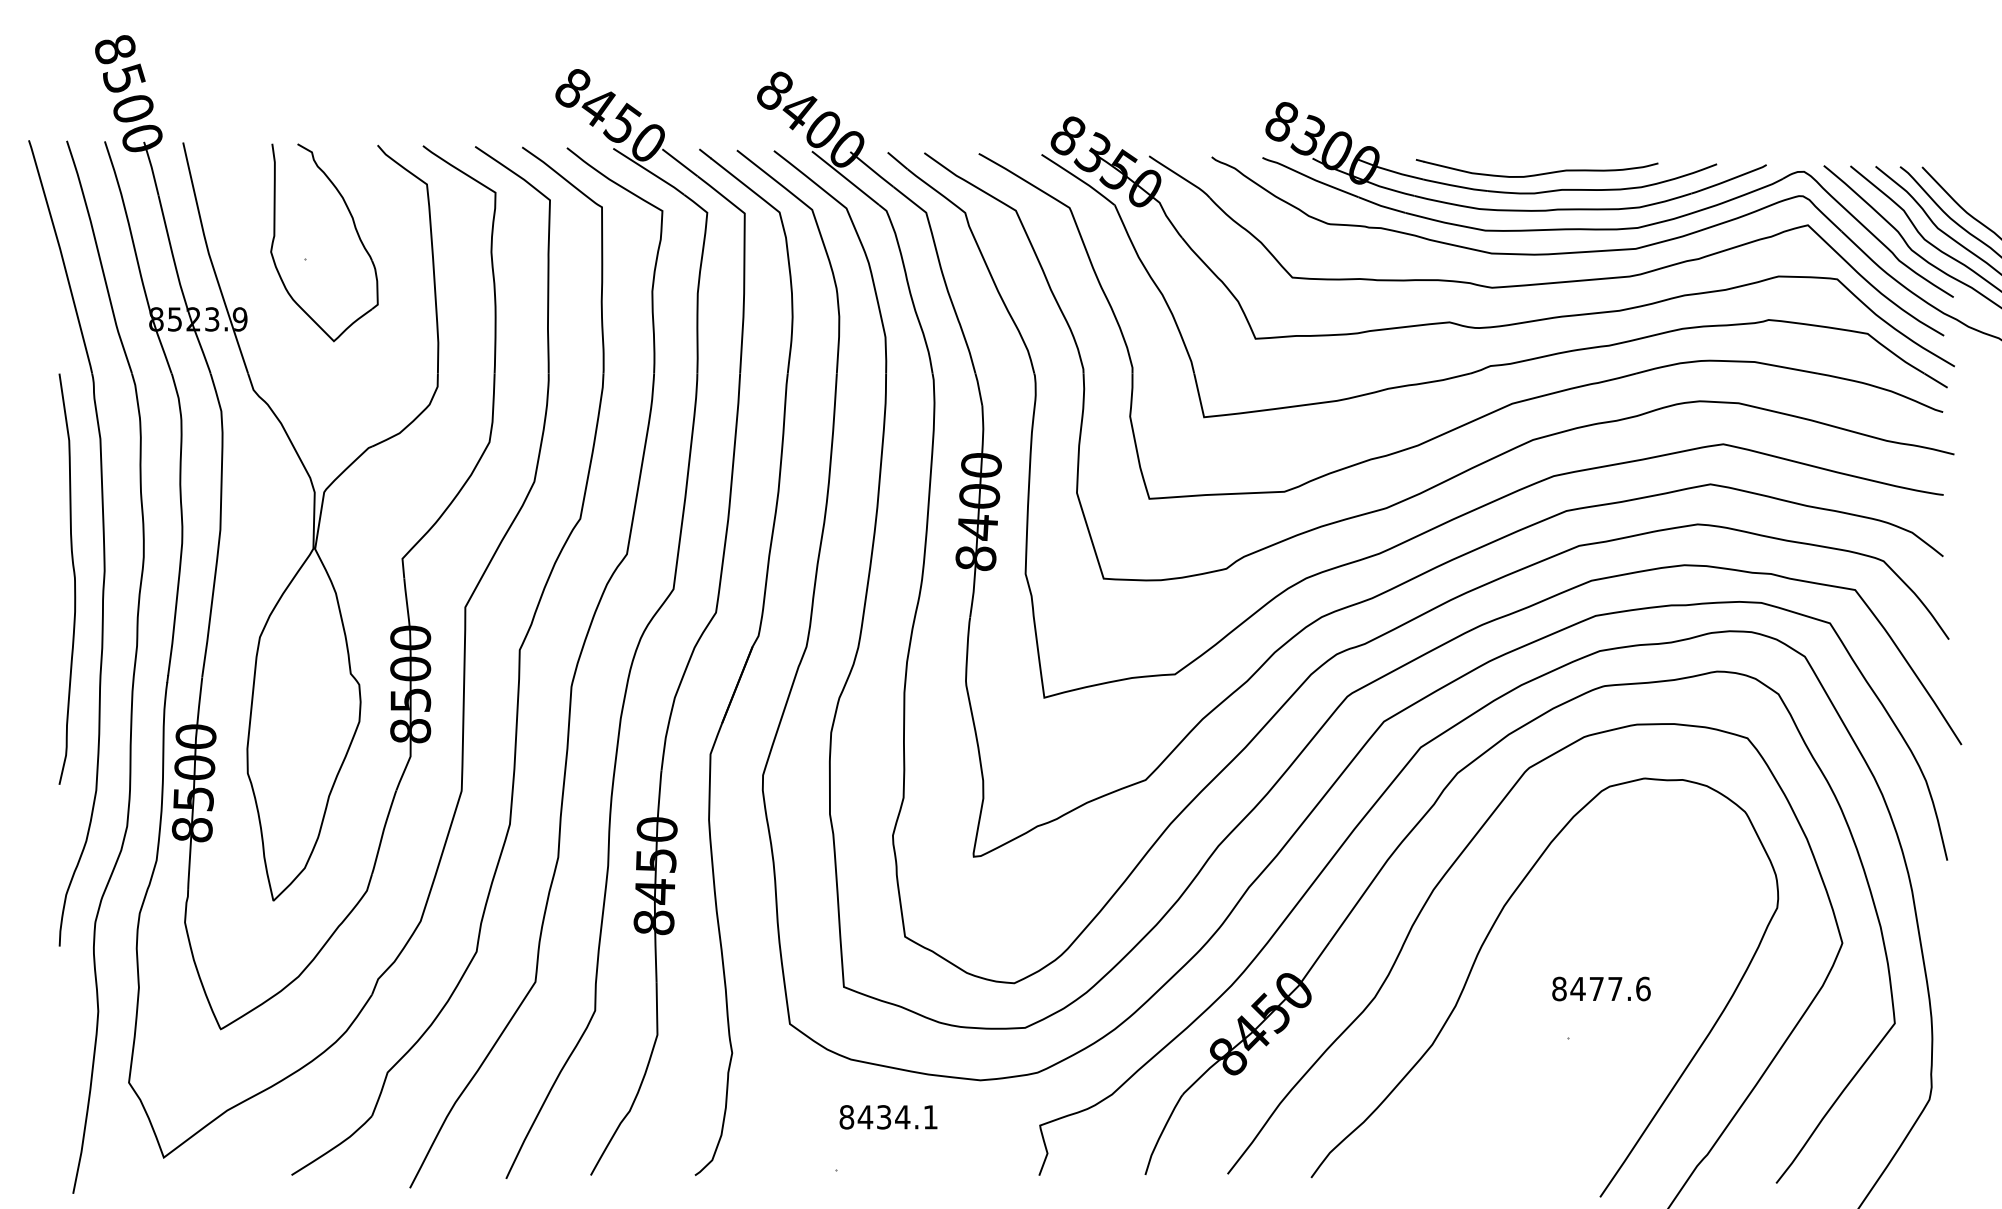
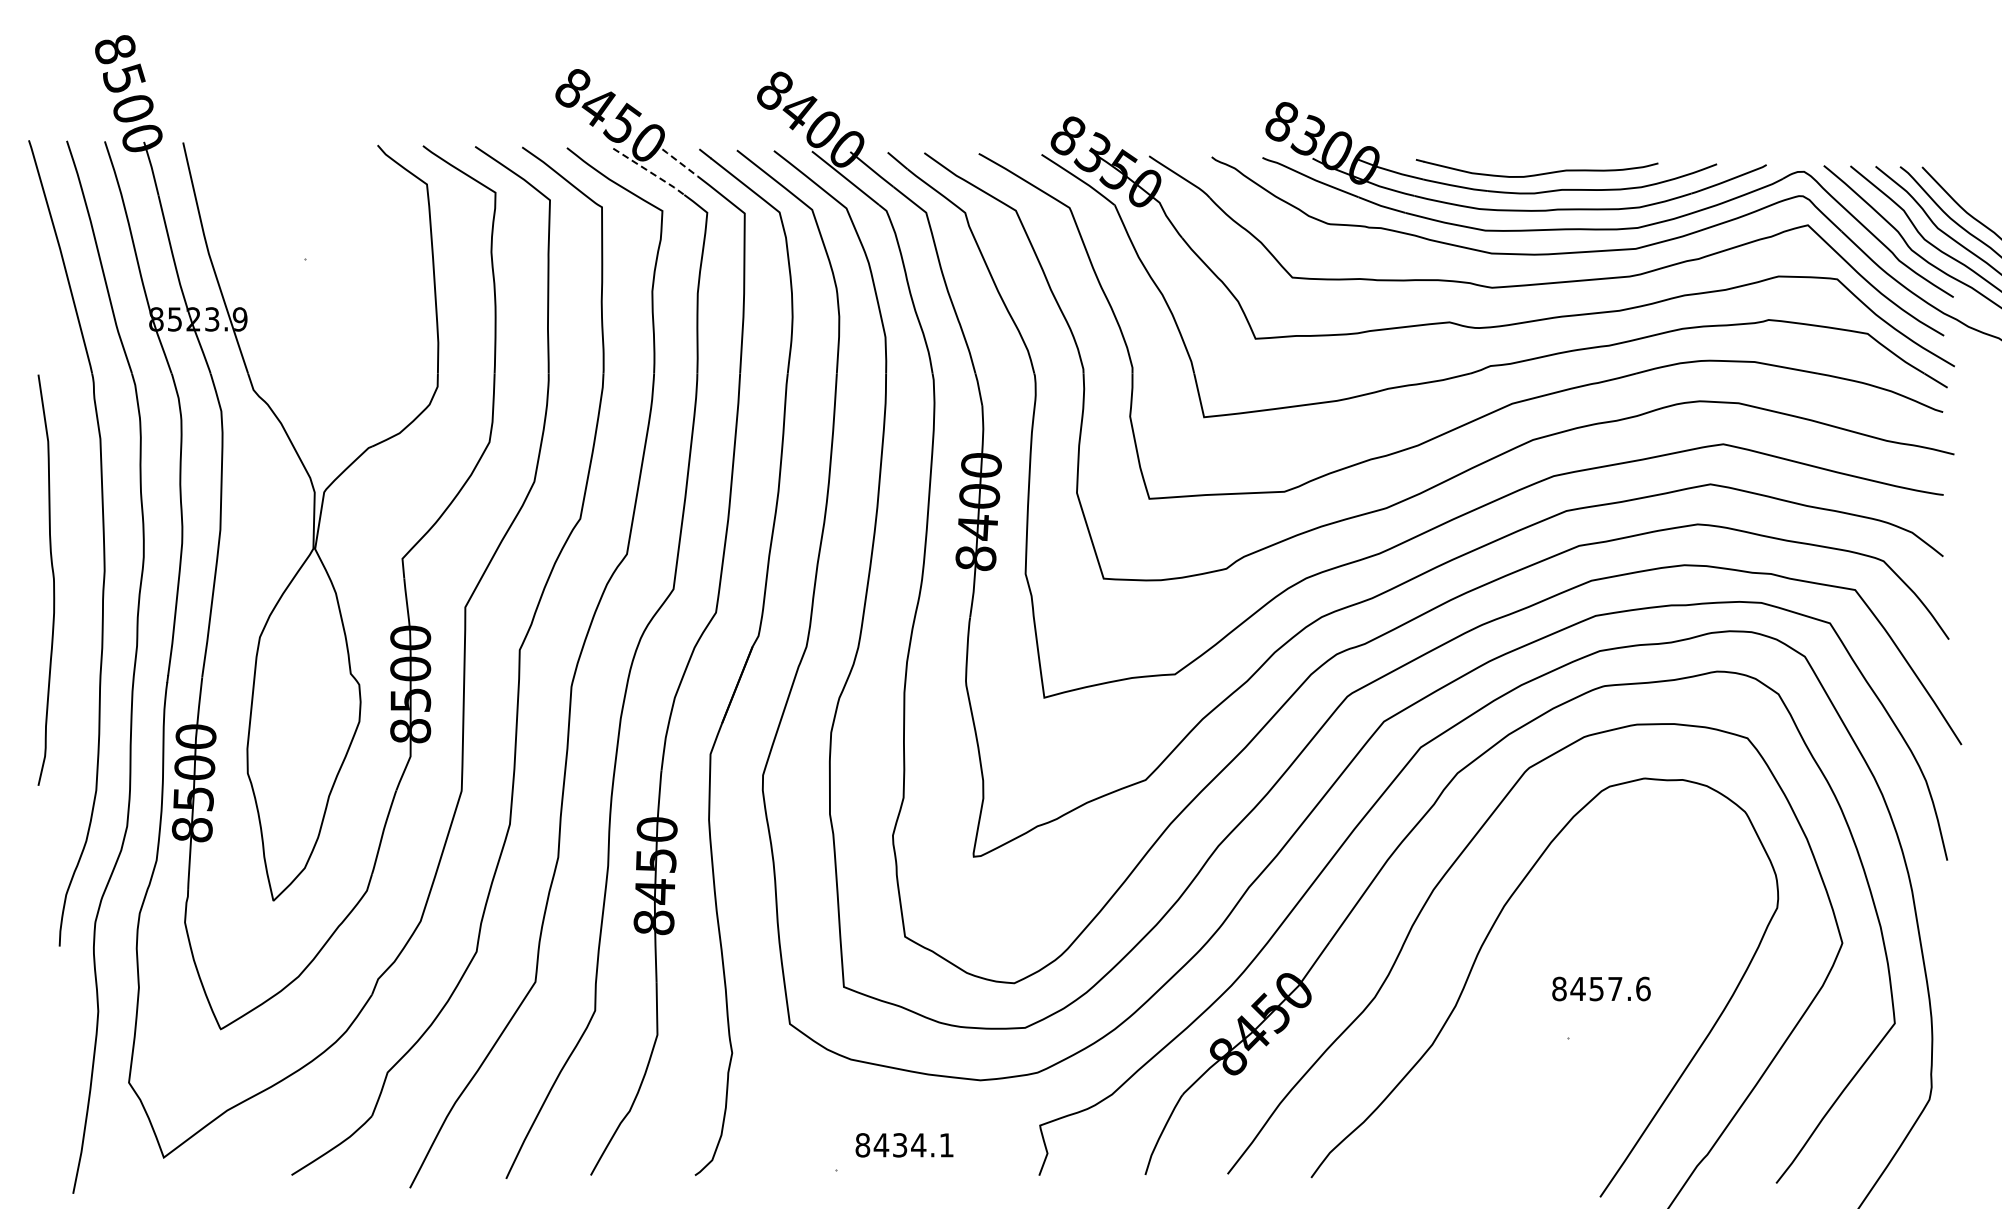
line: solid -> dashed (678, 161)
line: solid -> dashed (650, 172)
part: present -> none (354, 228)
curve position: (73, 576) -> (52, 577) (52, 577)
text: 8477.6 -> 8457.6 (1596, 989)
text position: (888, 1117) -> (904, 1145) (904, 1145)
